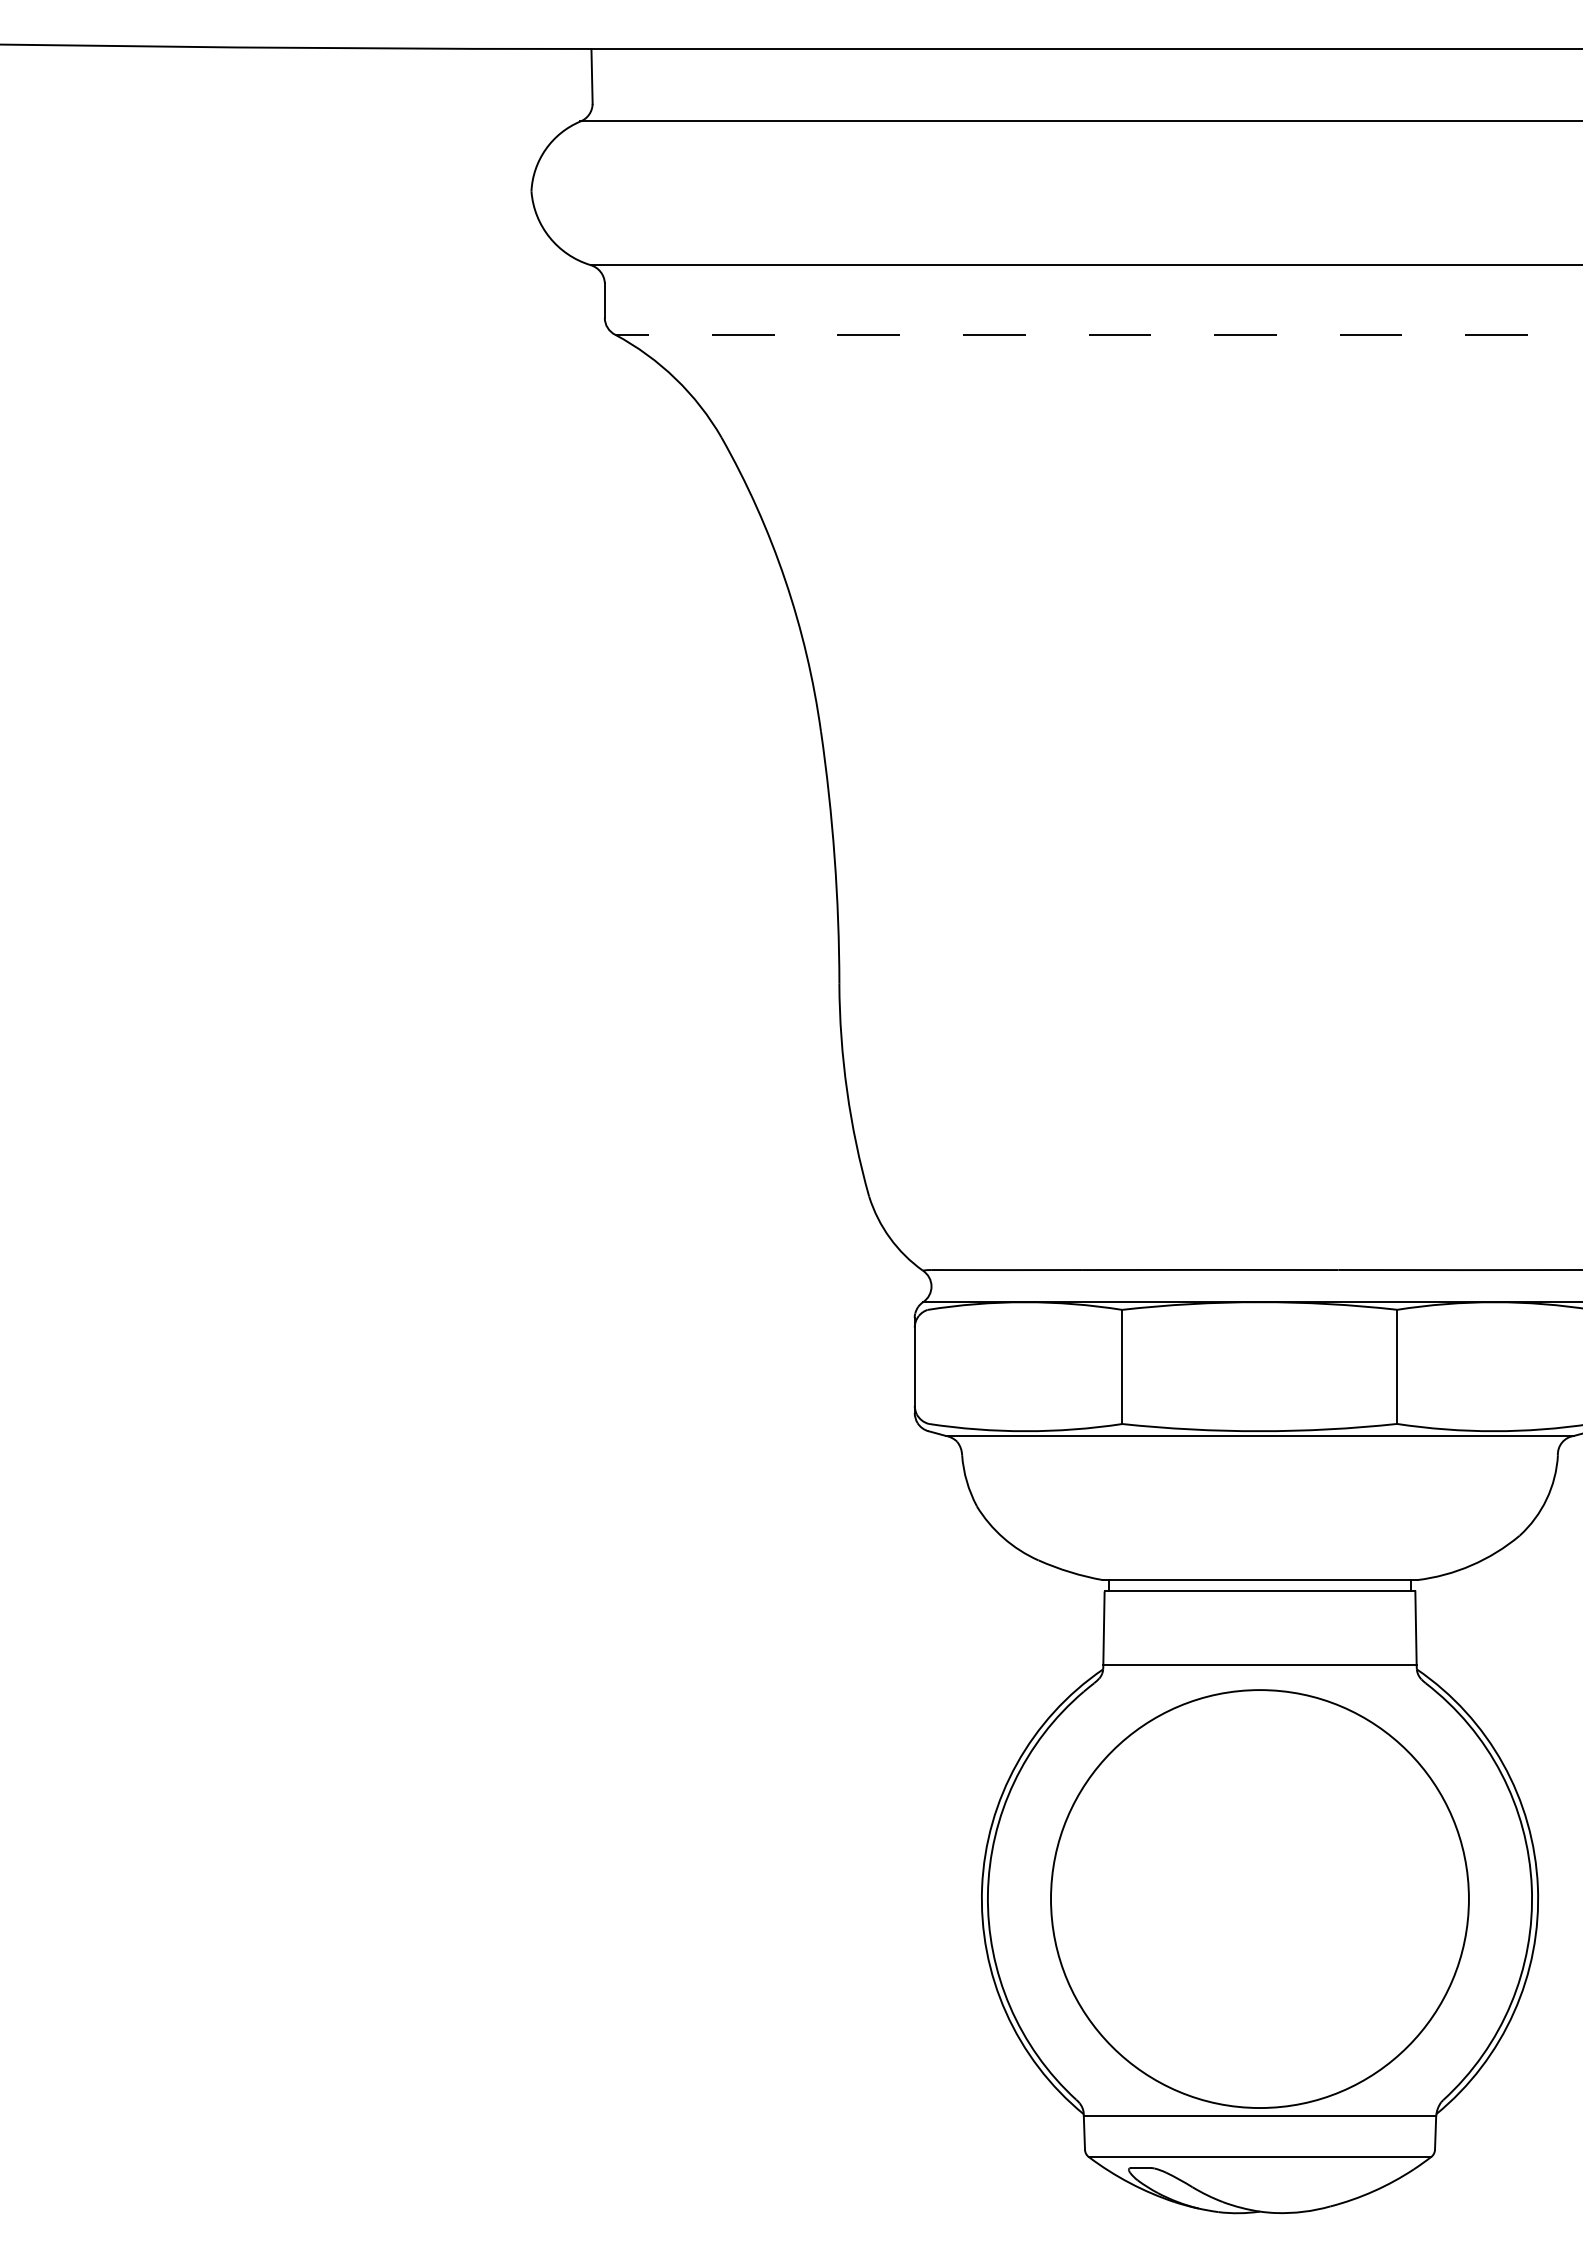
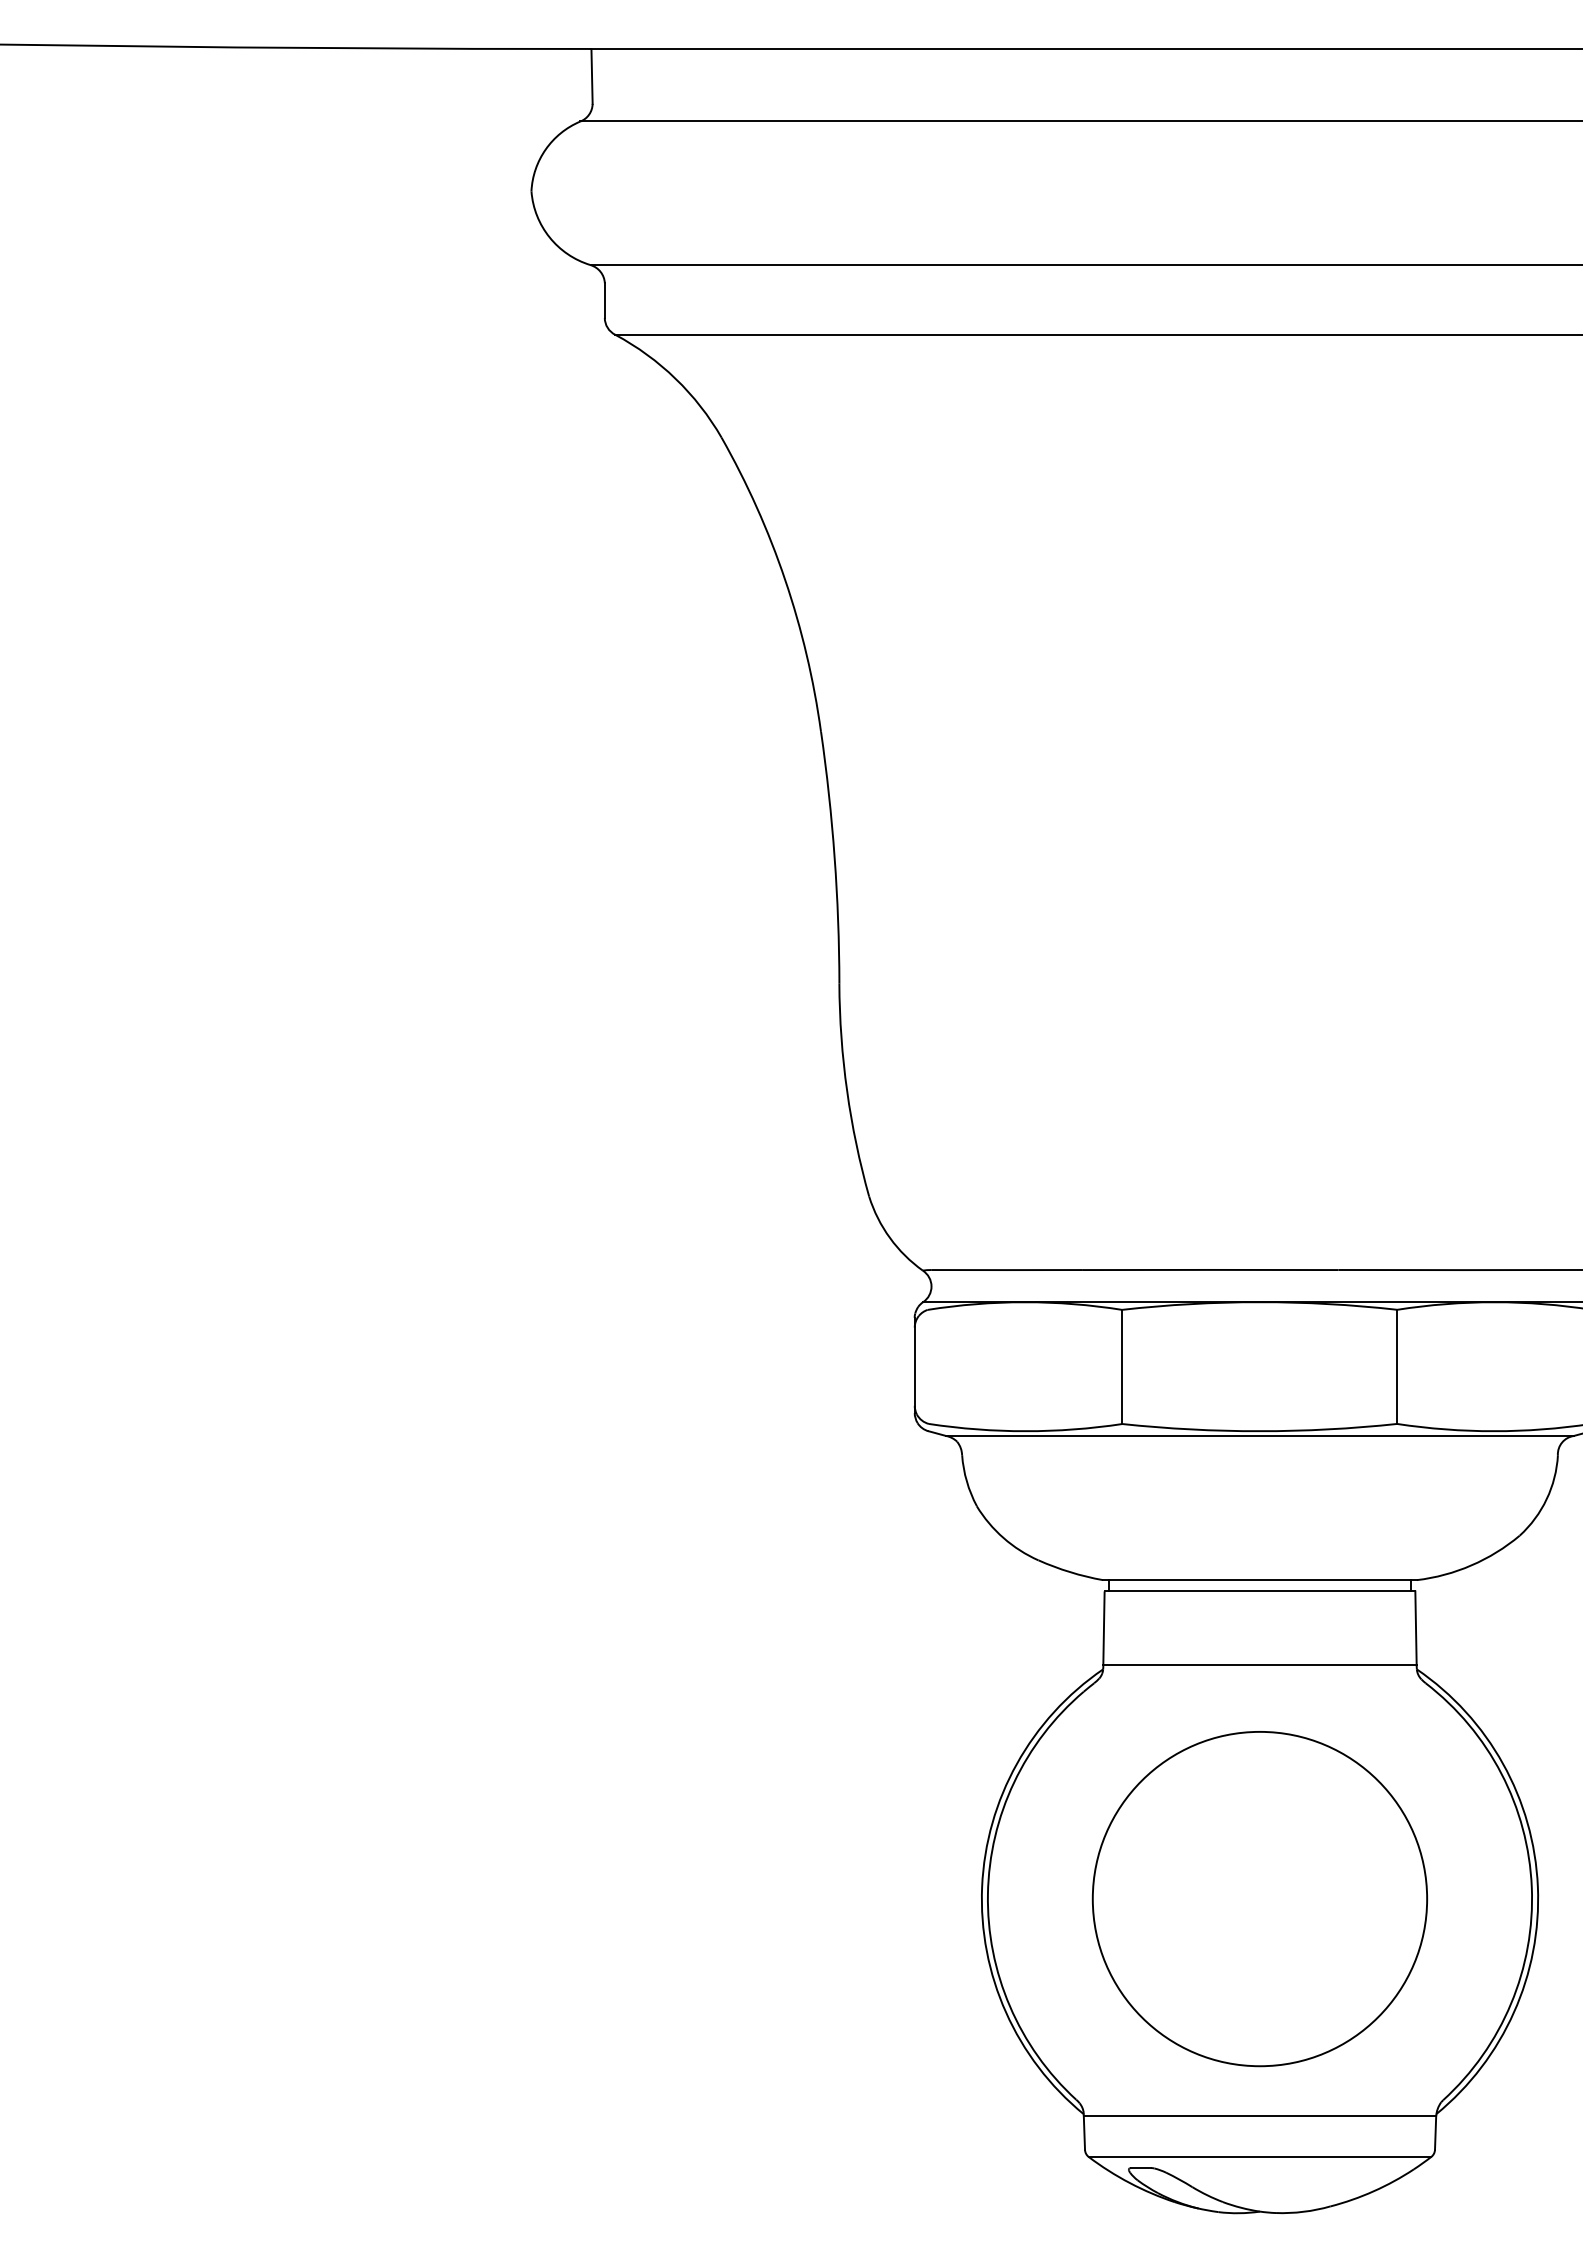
line: dashed -> solid (1099, 334)
circle diameter: 418 px -> 334 px (1259, 1898)
